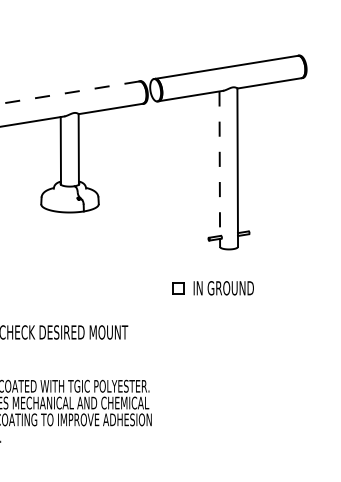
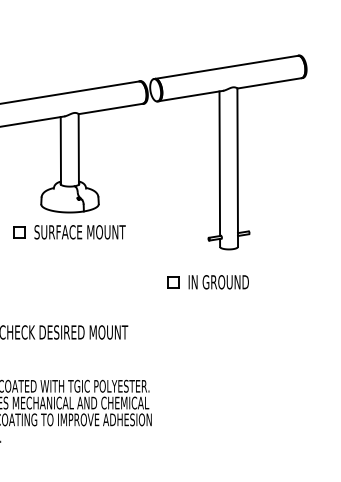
line: dashed -> solid (69, 92)
line: dashed -> solid (219, 164)
part: none -> present (69, 232)
part position: (212, 288) -> (207, 282) (207, 282)
